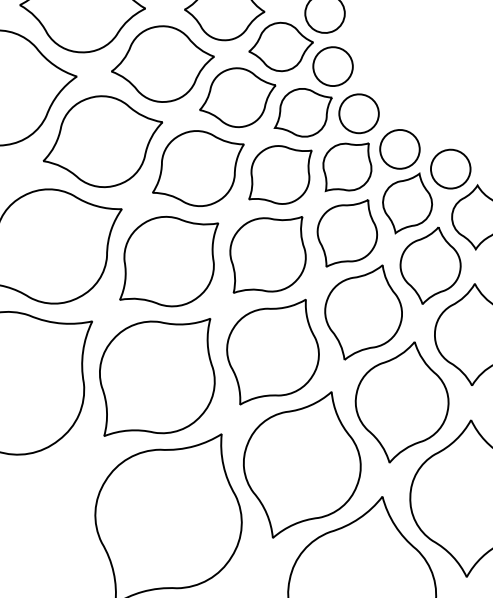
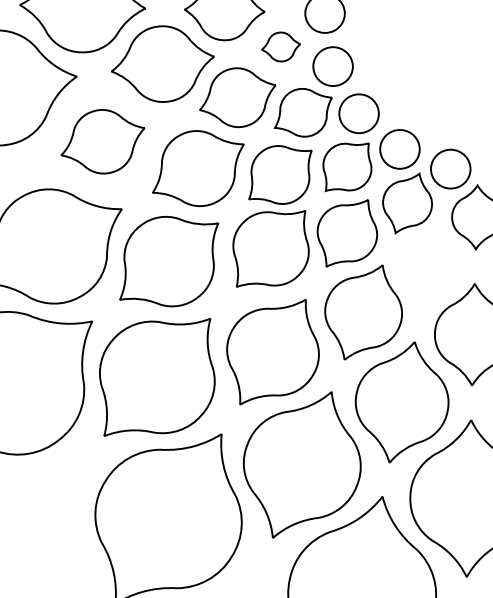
part size: 66x52 px -> 40x32 px (280, 46)
part size: 122x94 px -> 86x66 px (102, 141)
part position: (267, 254) -> (270, 248) (270, 248)
part: present -> none (430, 265)
